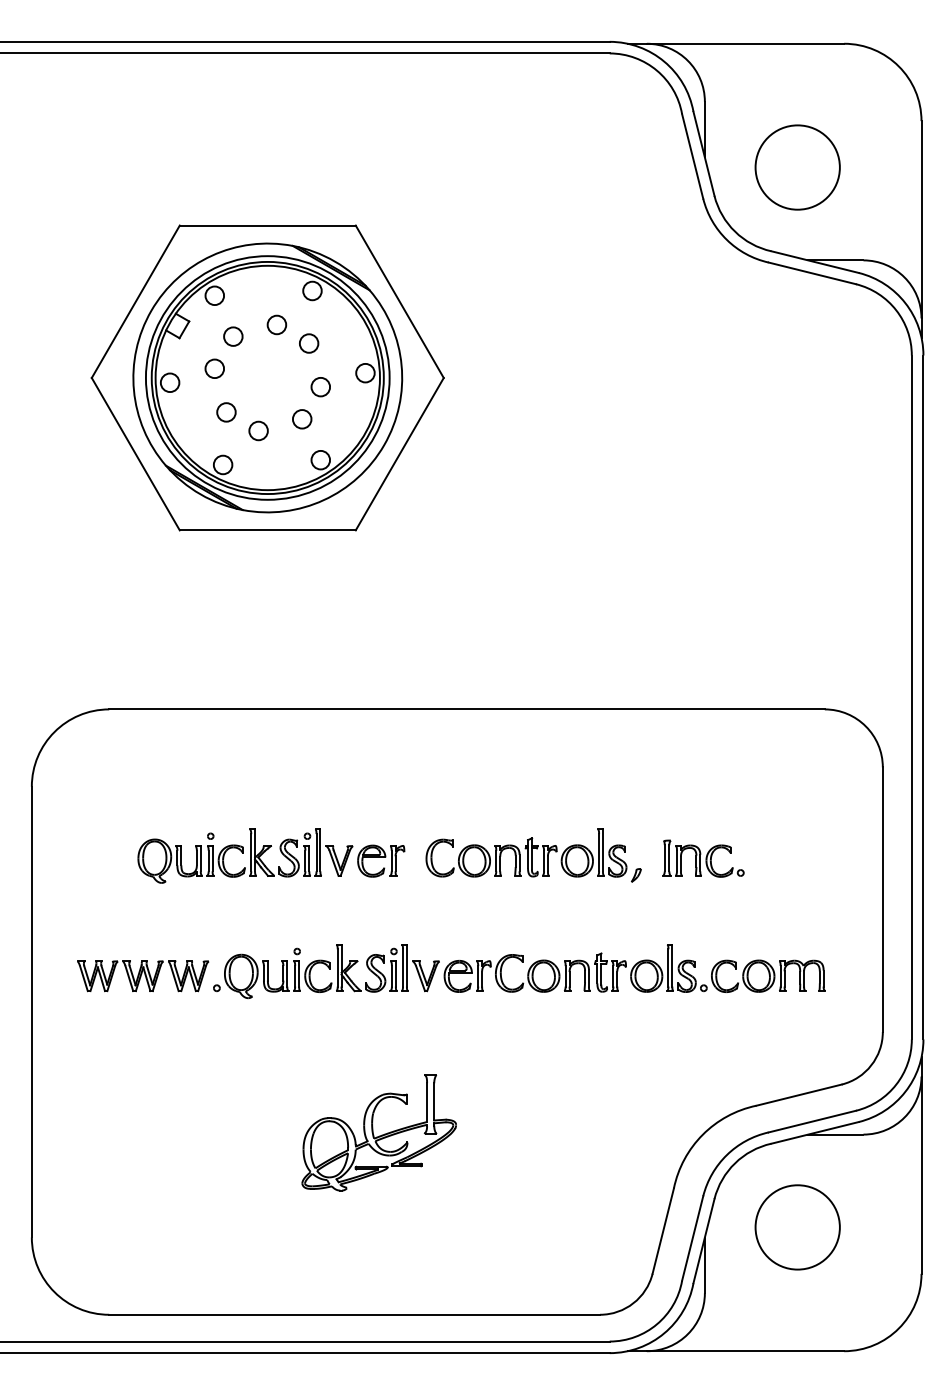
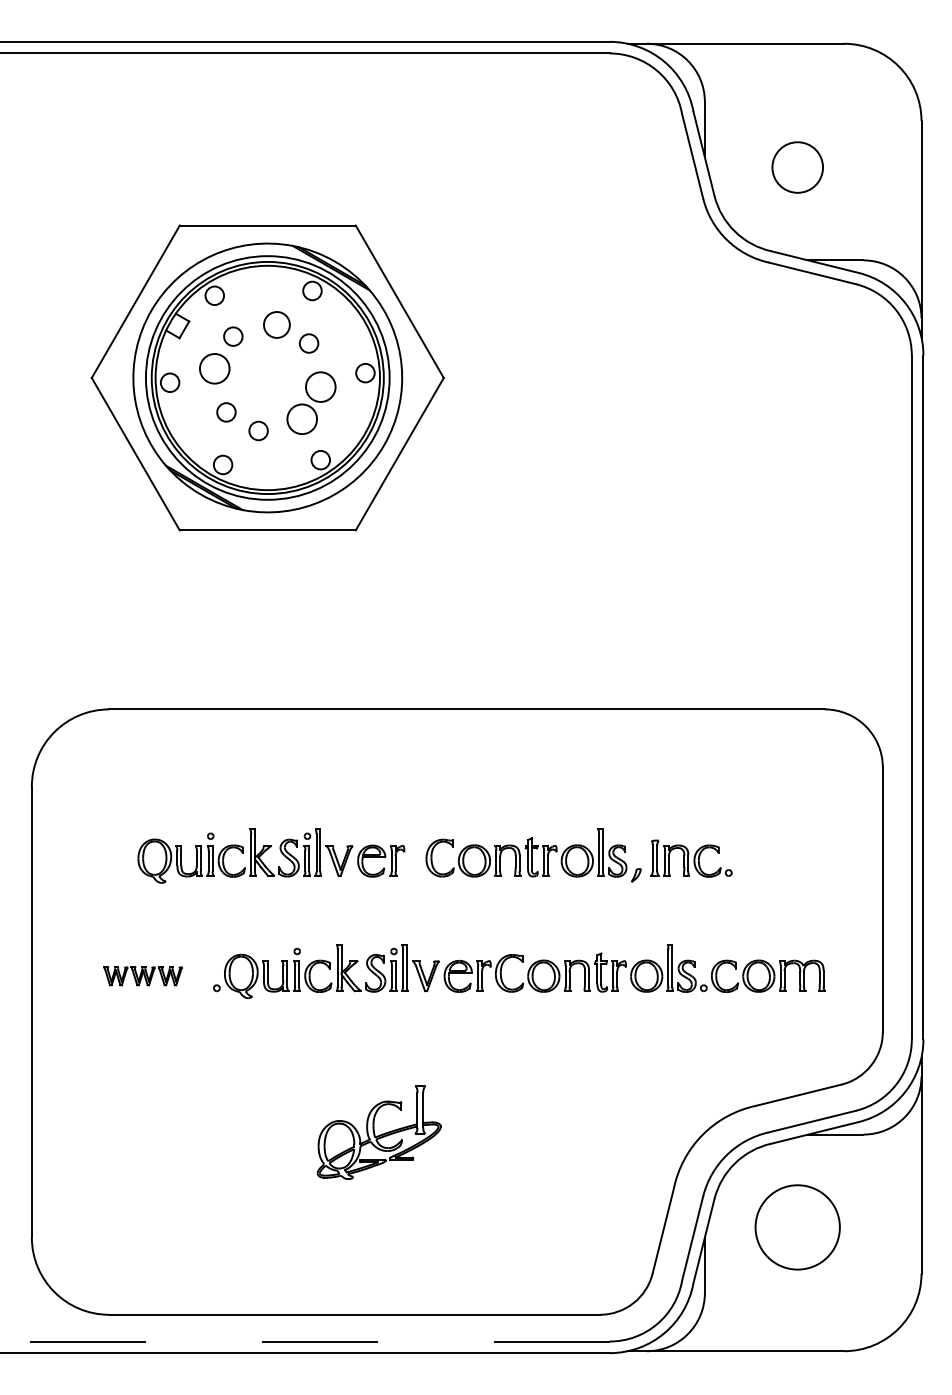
circle diameter: 84 px -> 51 px (797, 167)
circle size: 22x22 px -> 28x28 px (276, 324)
circle diameter: 19 px -> 30 px (214, 368)
circle diameter: 19 px -> 30 px (320, 386)
circle diameter: 19 px -> 30 px (302, 419)
part position: (703, 858) -> (691, 858) (691, 858)
part size: 133x33 px -> 80x21 px (142, 976)
part size: 156x118 px -> 126x95 px (378, 1132)
line: solid -> dashed (304, 1341)
